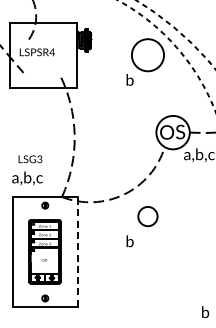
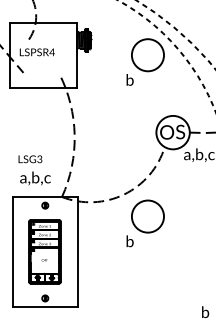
text position: (27, 178) -> (35, 178) (35, 178)
circle diameter: 19 px -> 32 px (147, 216)
line: dashed -> solid (77, 251)
